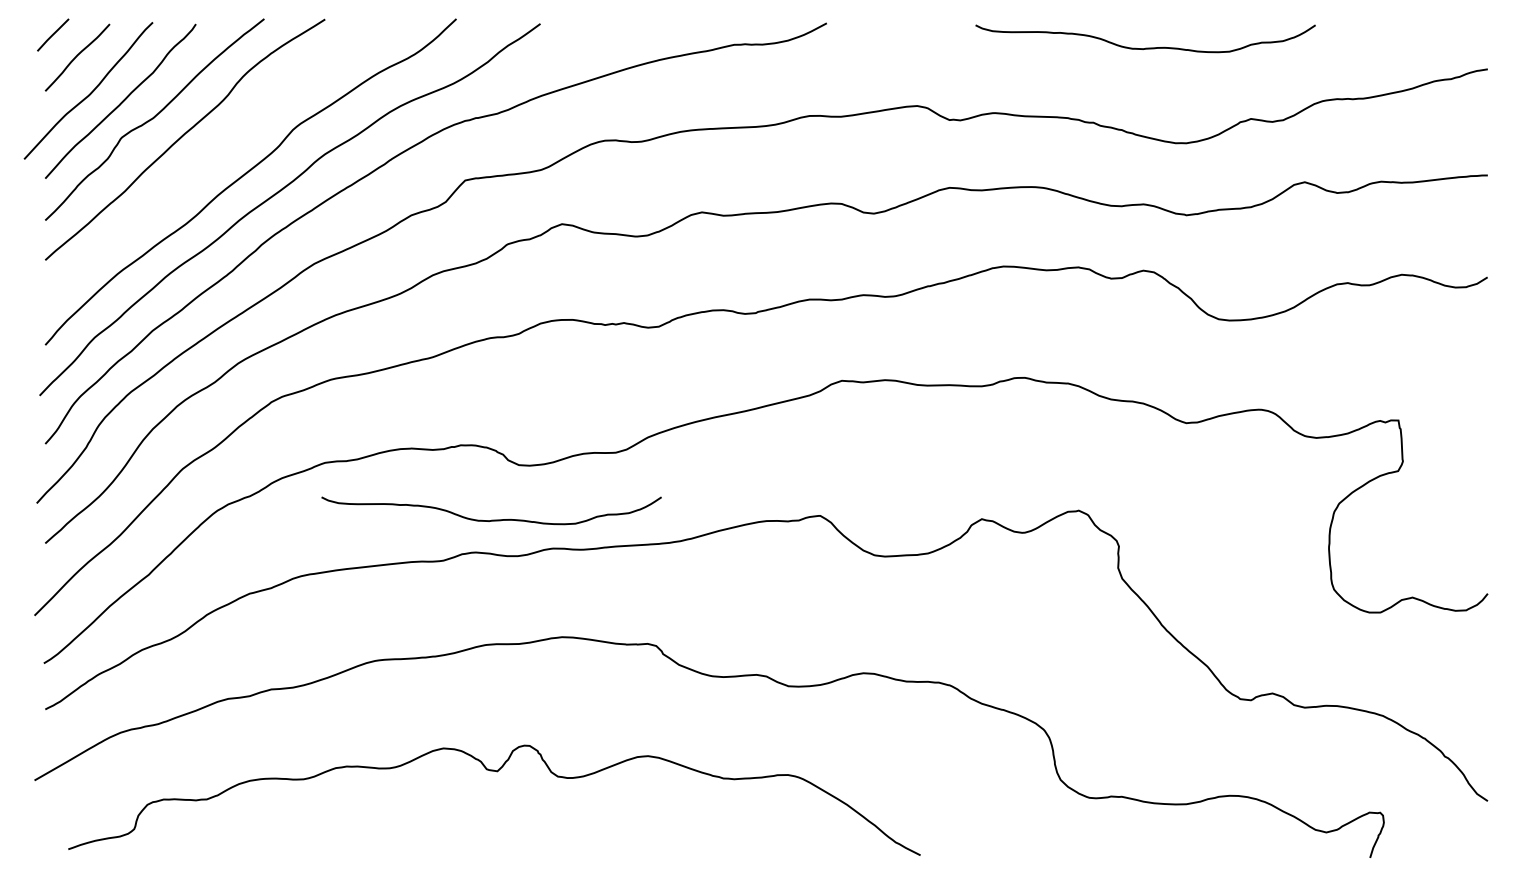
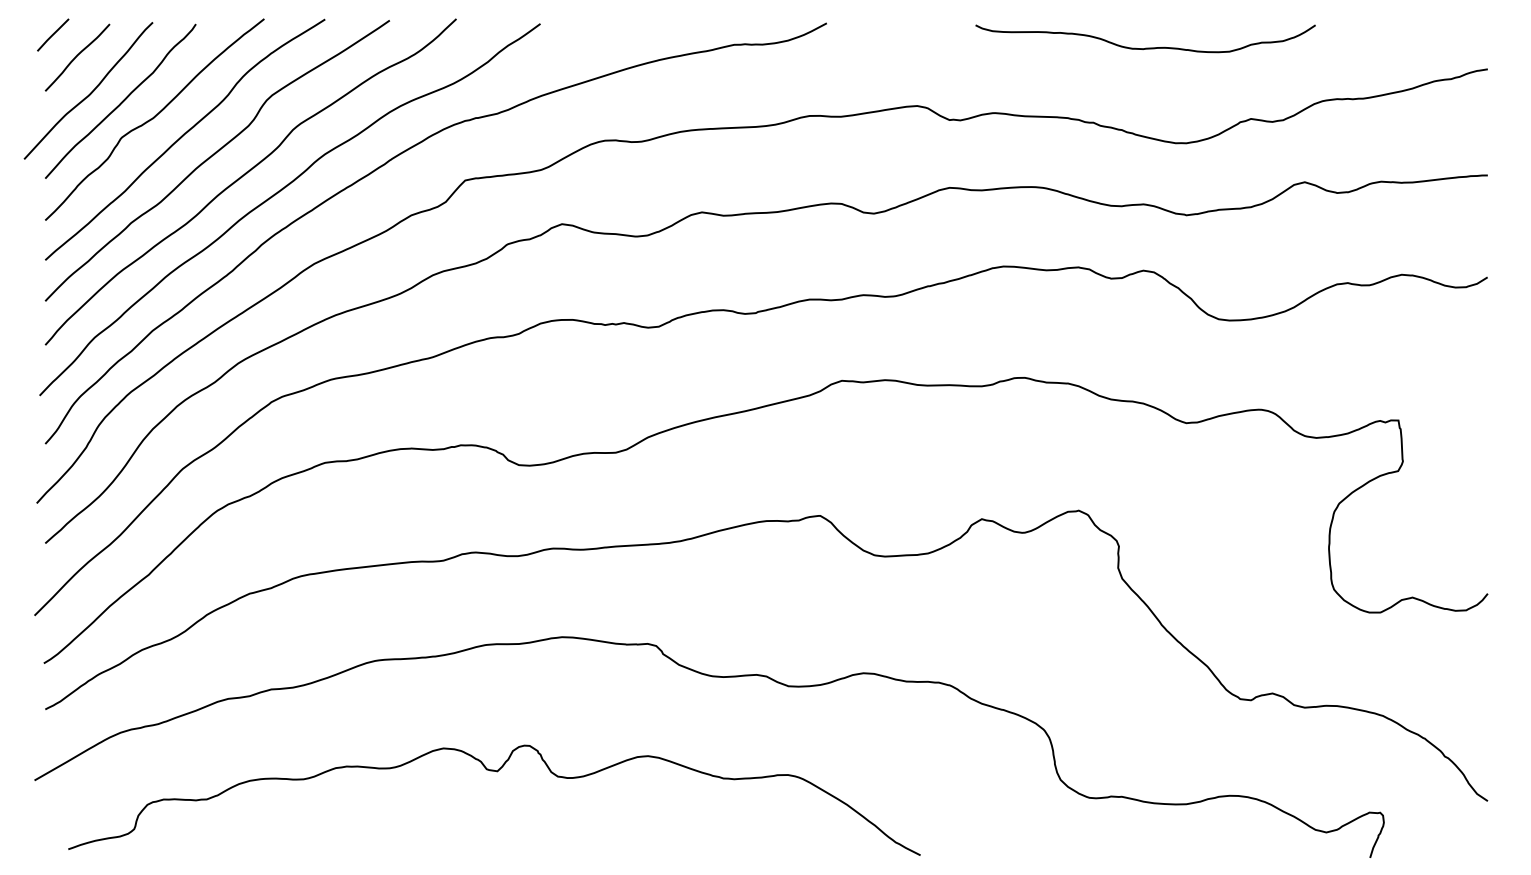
curve: none -> present (214, 155)
curve: present -> none (491, 519)
